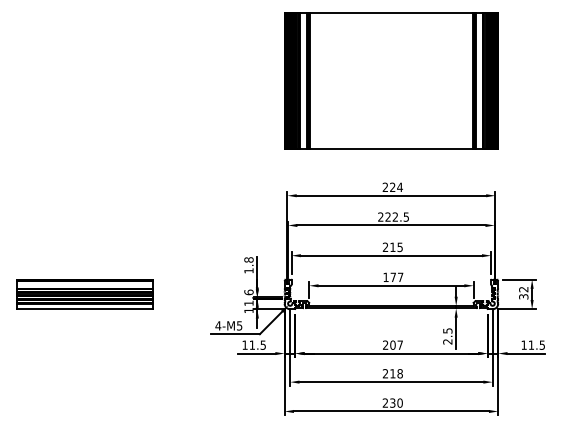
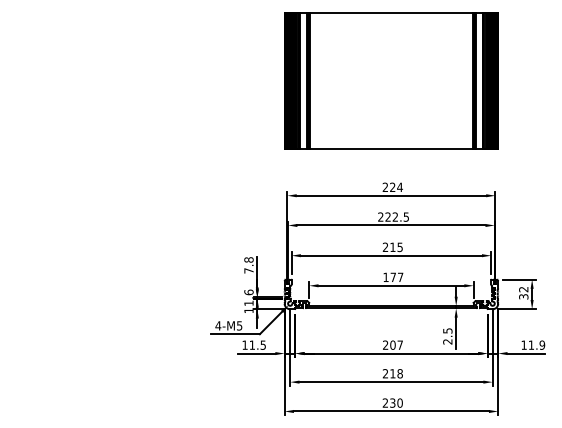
text: 1.8 -> 7.8 (248, 270)
part: present -> none (84, 294)
text: 11.5 -> 11.9 (542, 344)
